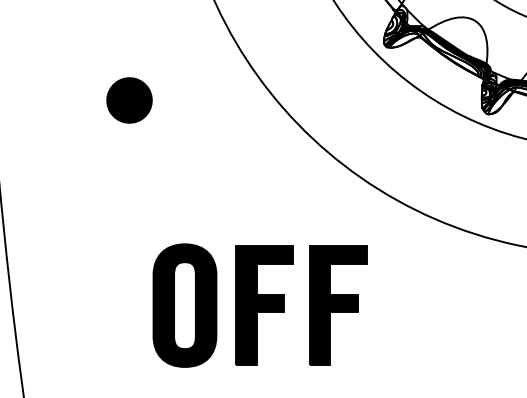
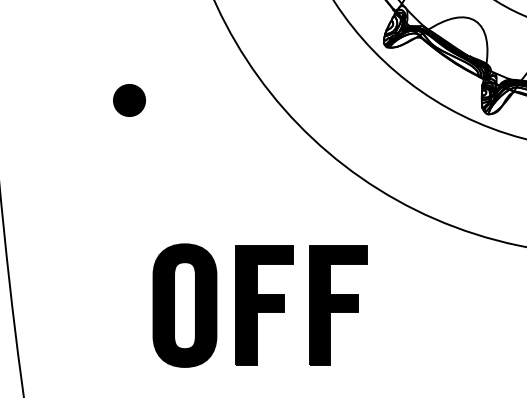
part size: 47x47 px -> 33x33 px (129, 100)
